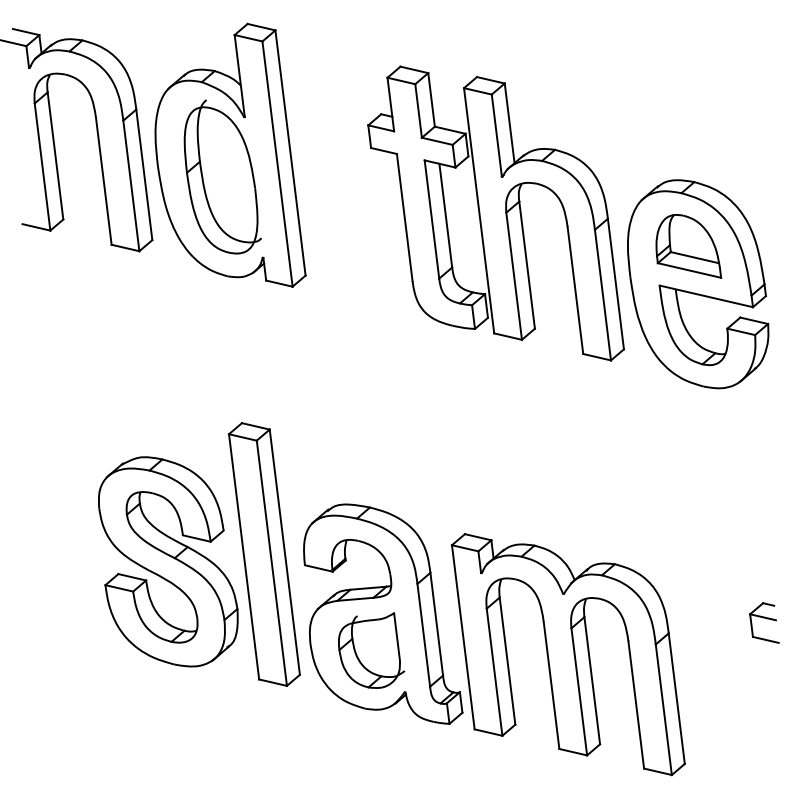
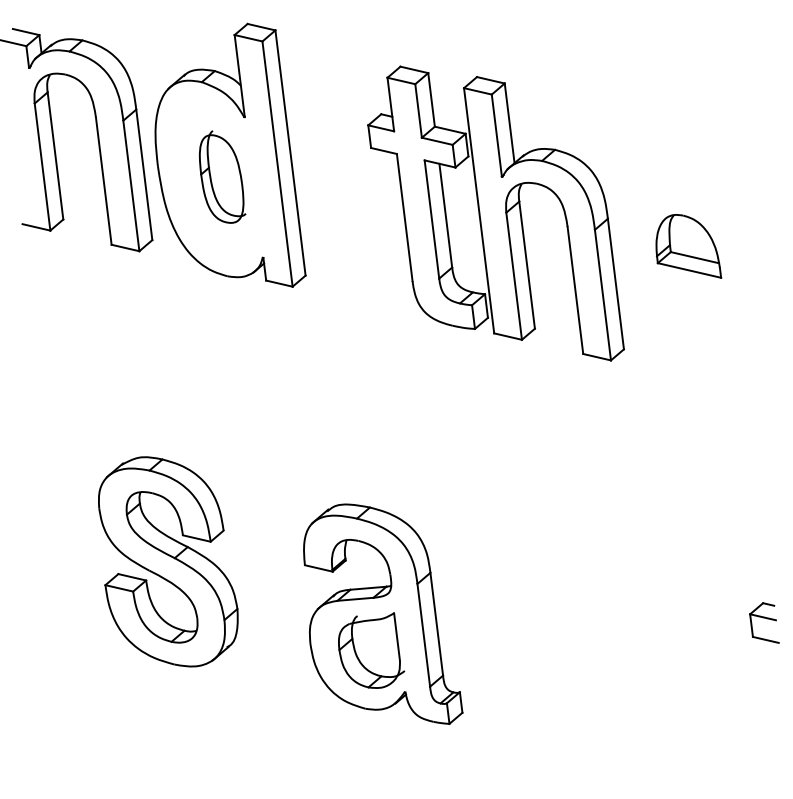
part size: 79x156 px -> 48x94 px (222, 176)
part: present -> none (698, 284)
part: present -> none (263, 554)
part: present -> none (567, 654)
